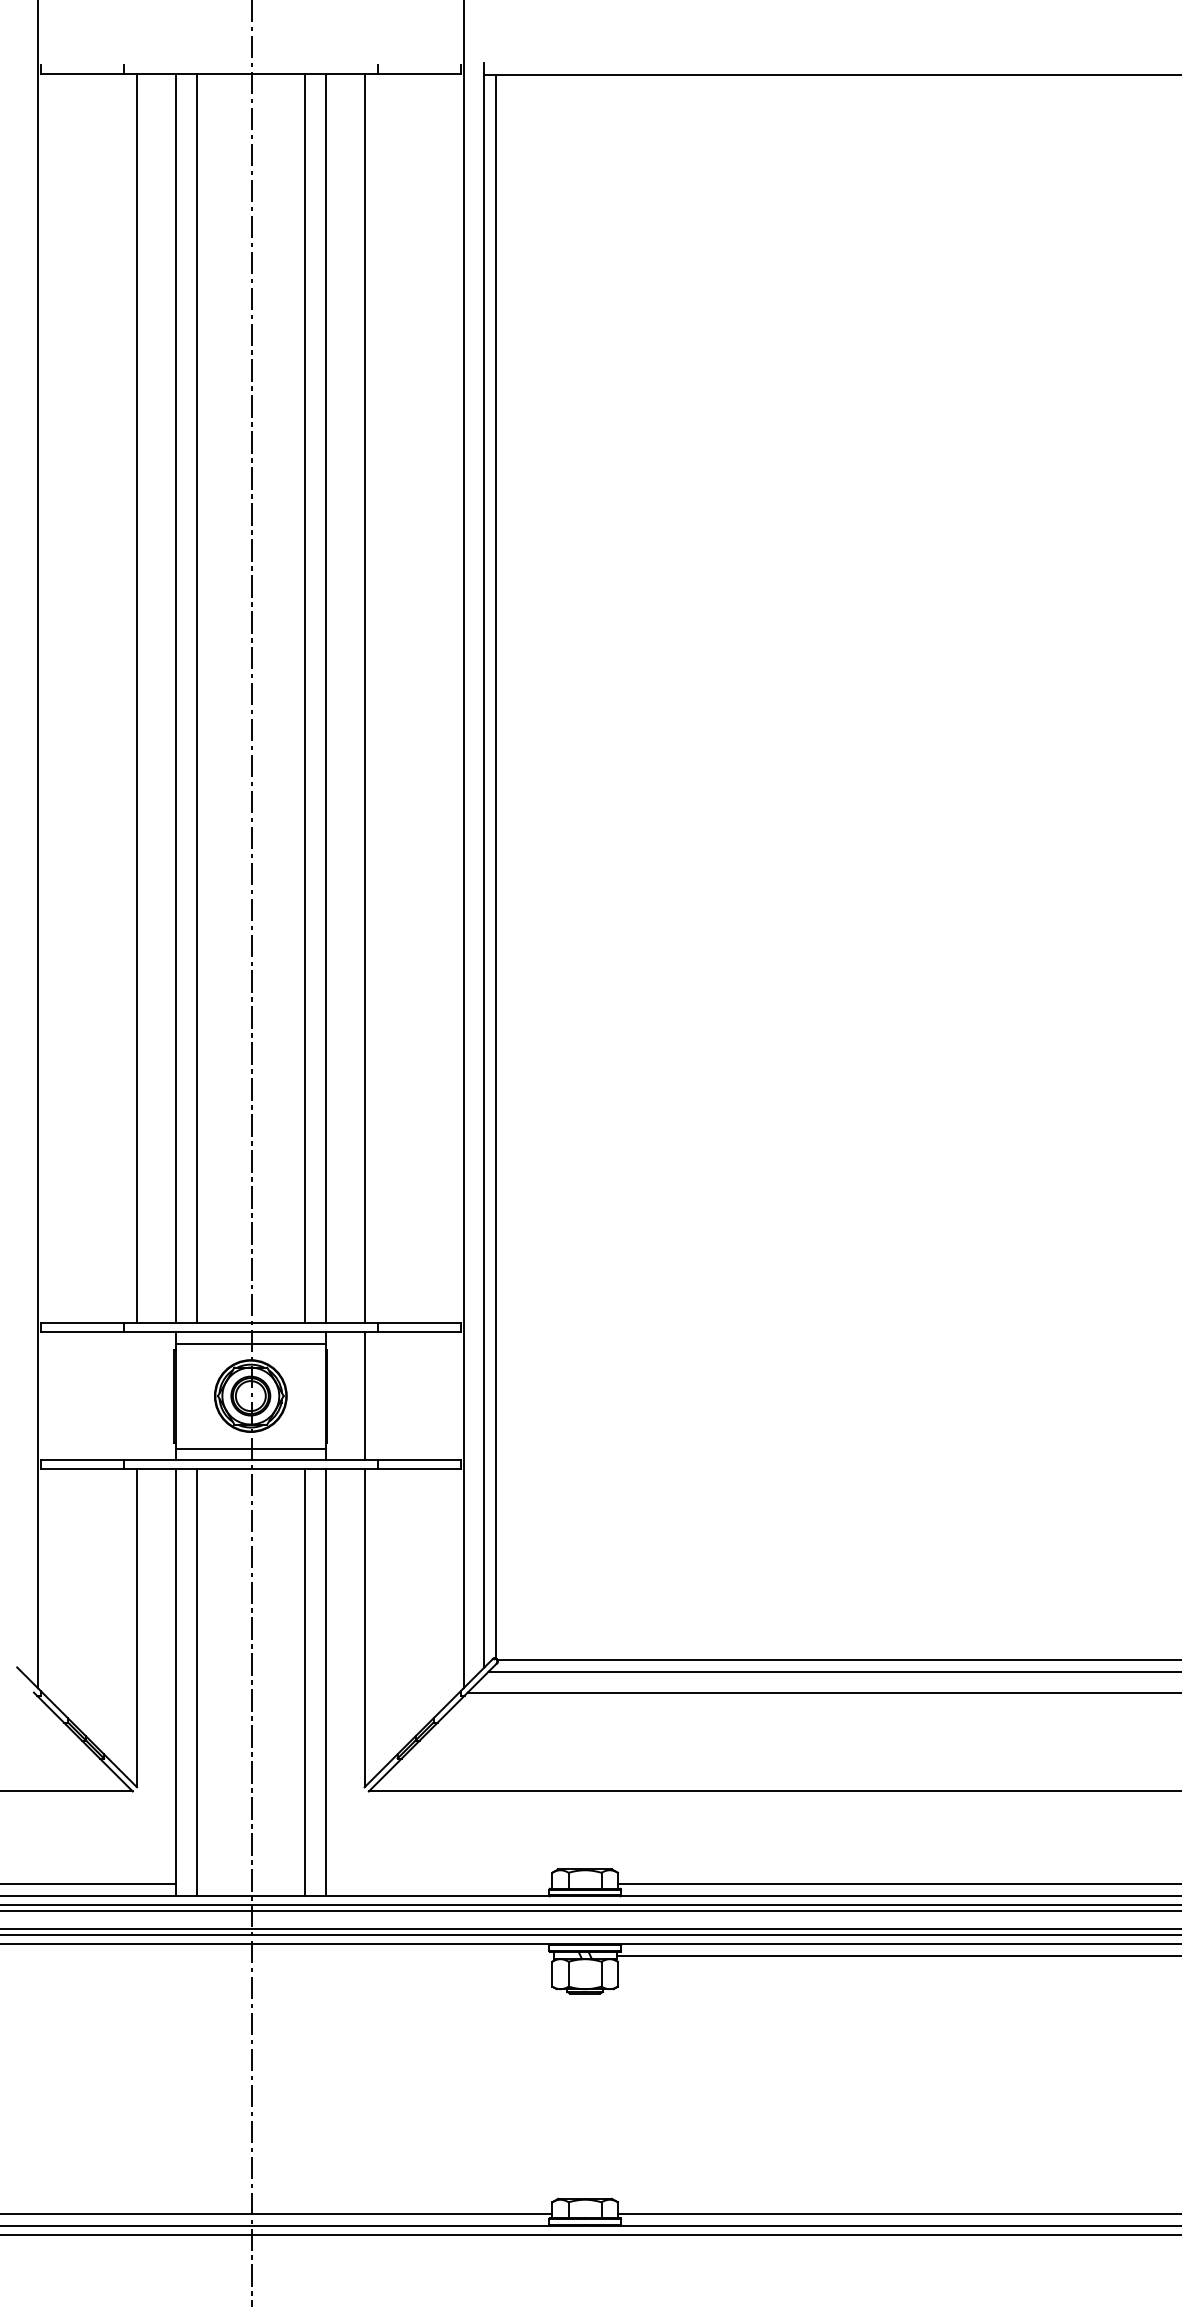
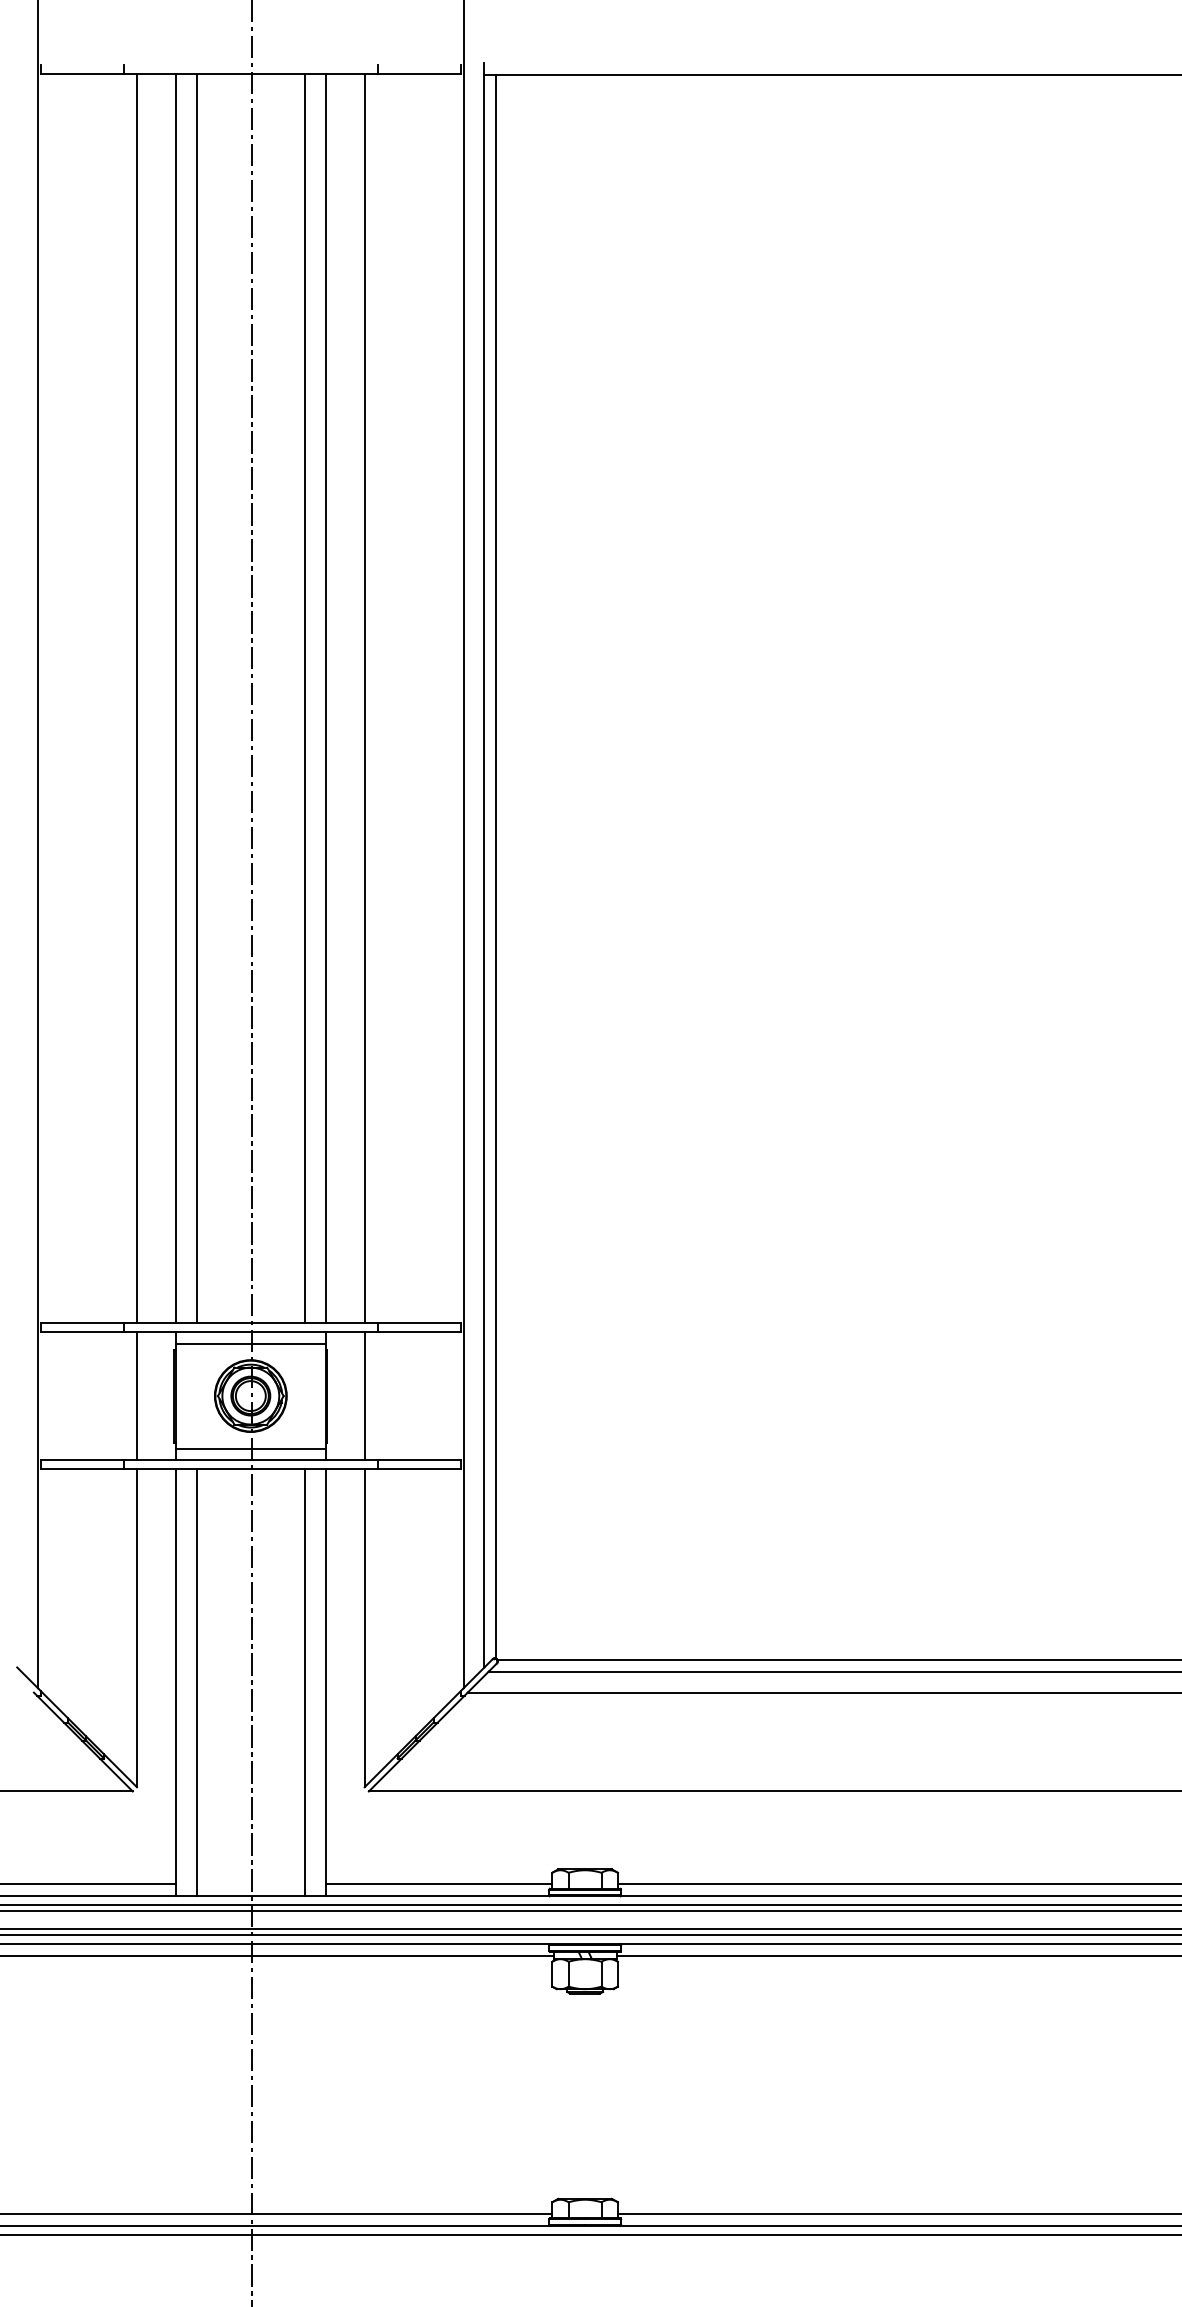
line: none -> present (137, 1395)
line: none -> present (438, 1884)
line: none -> present (277, 1956)
